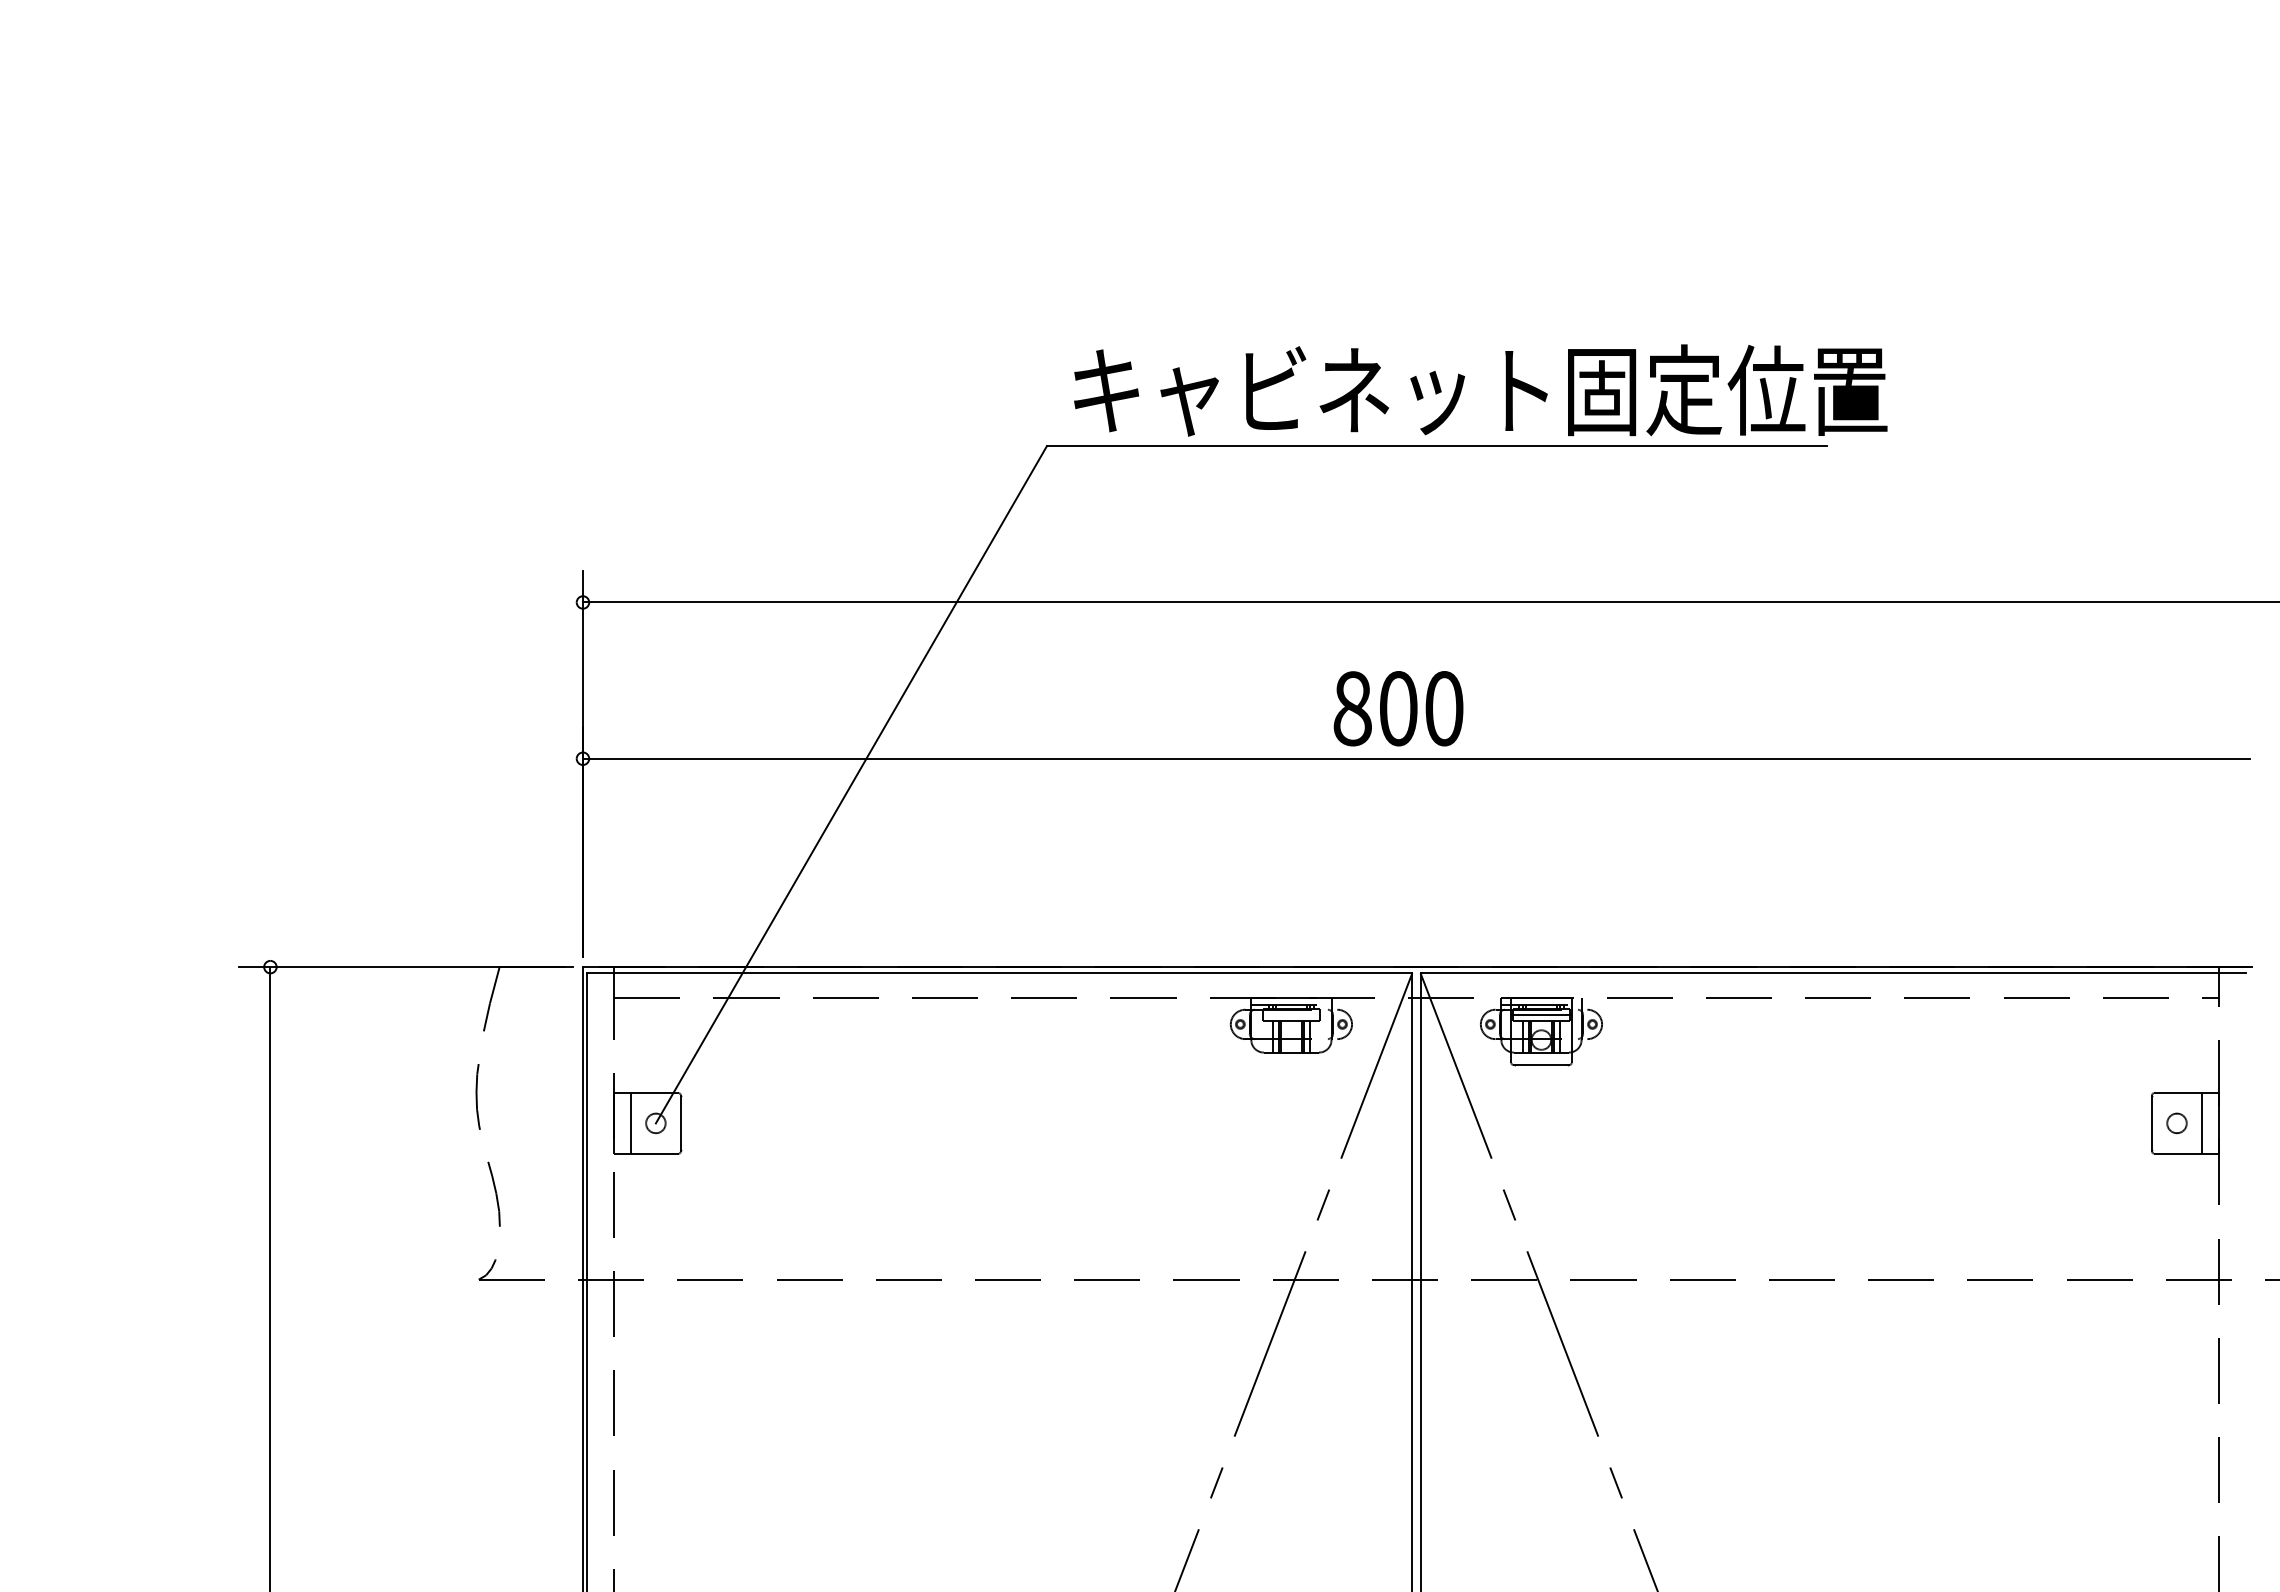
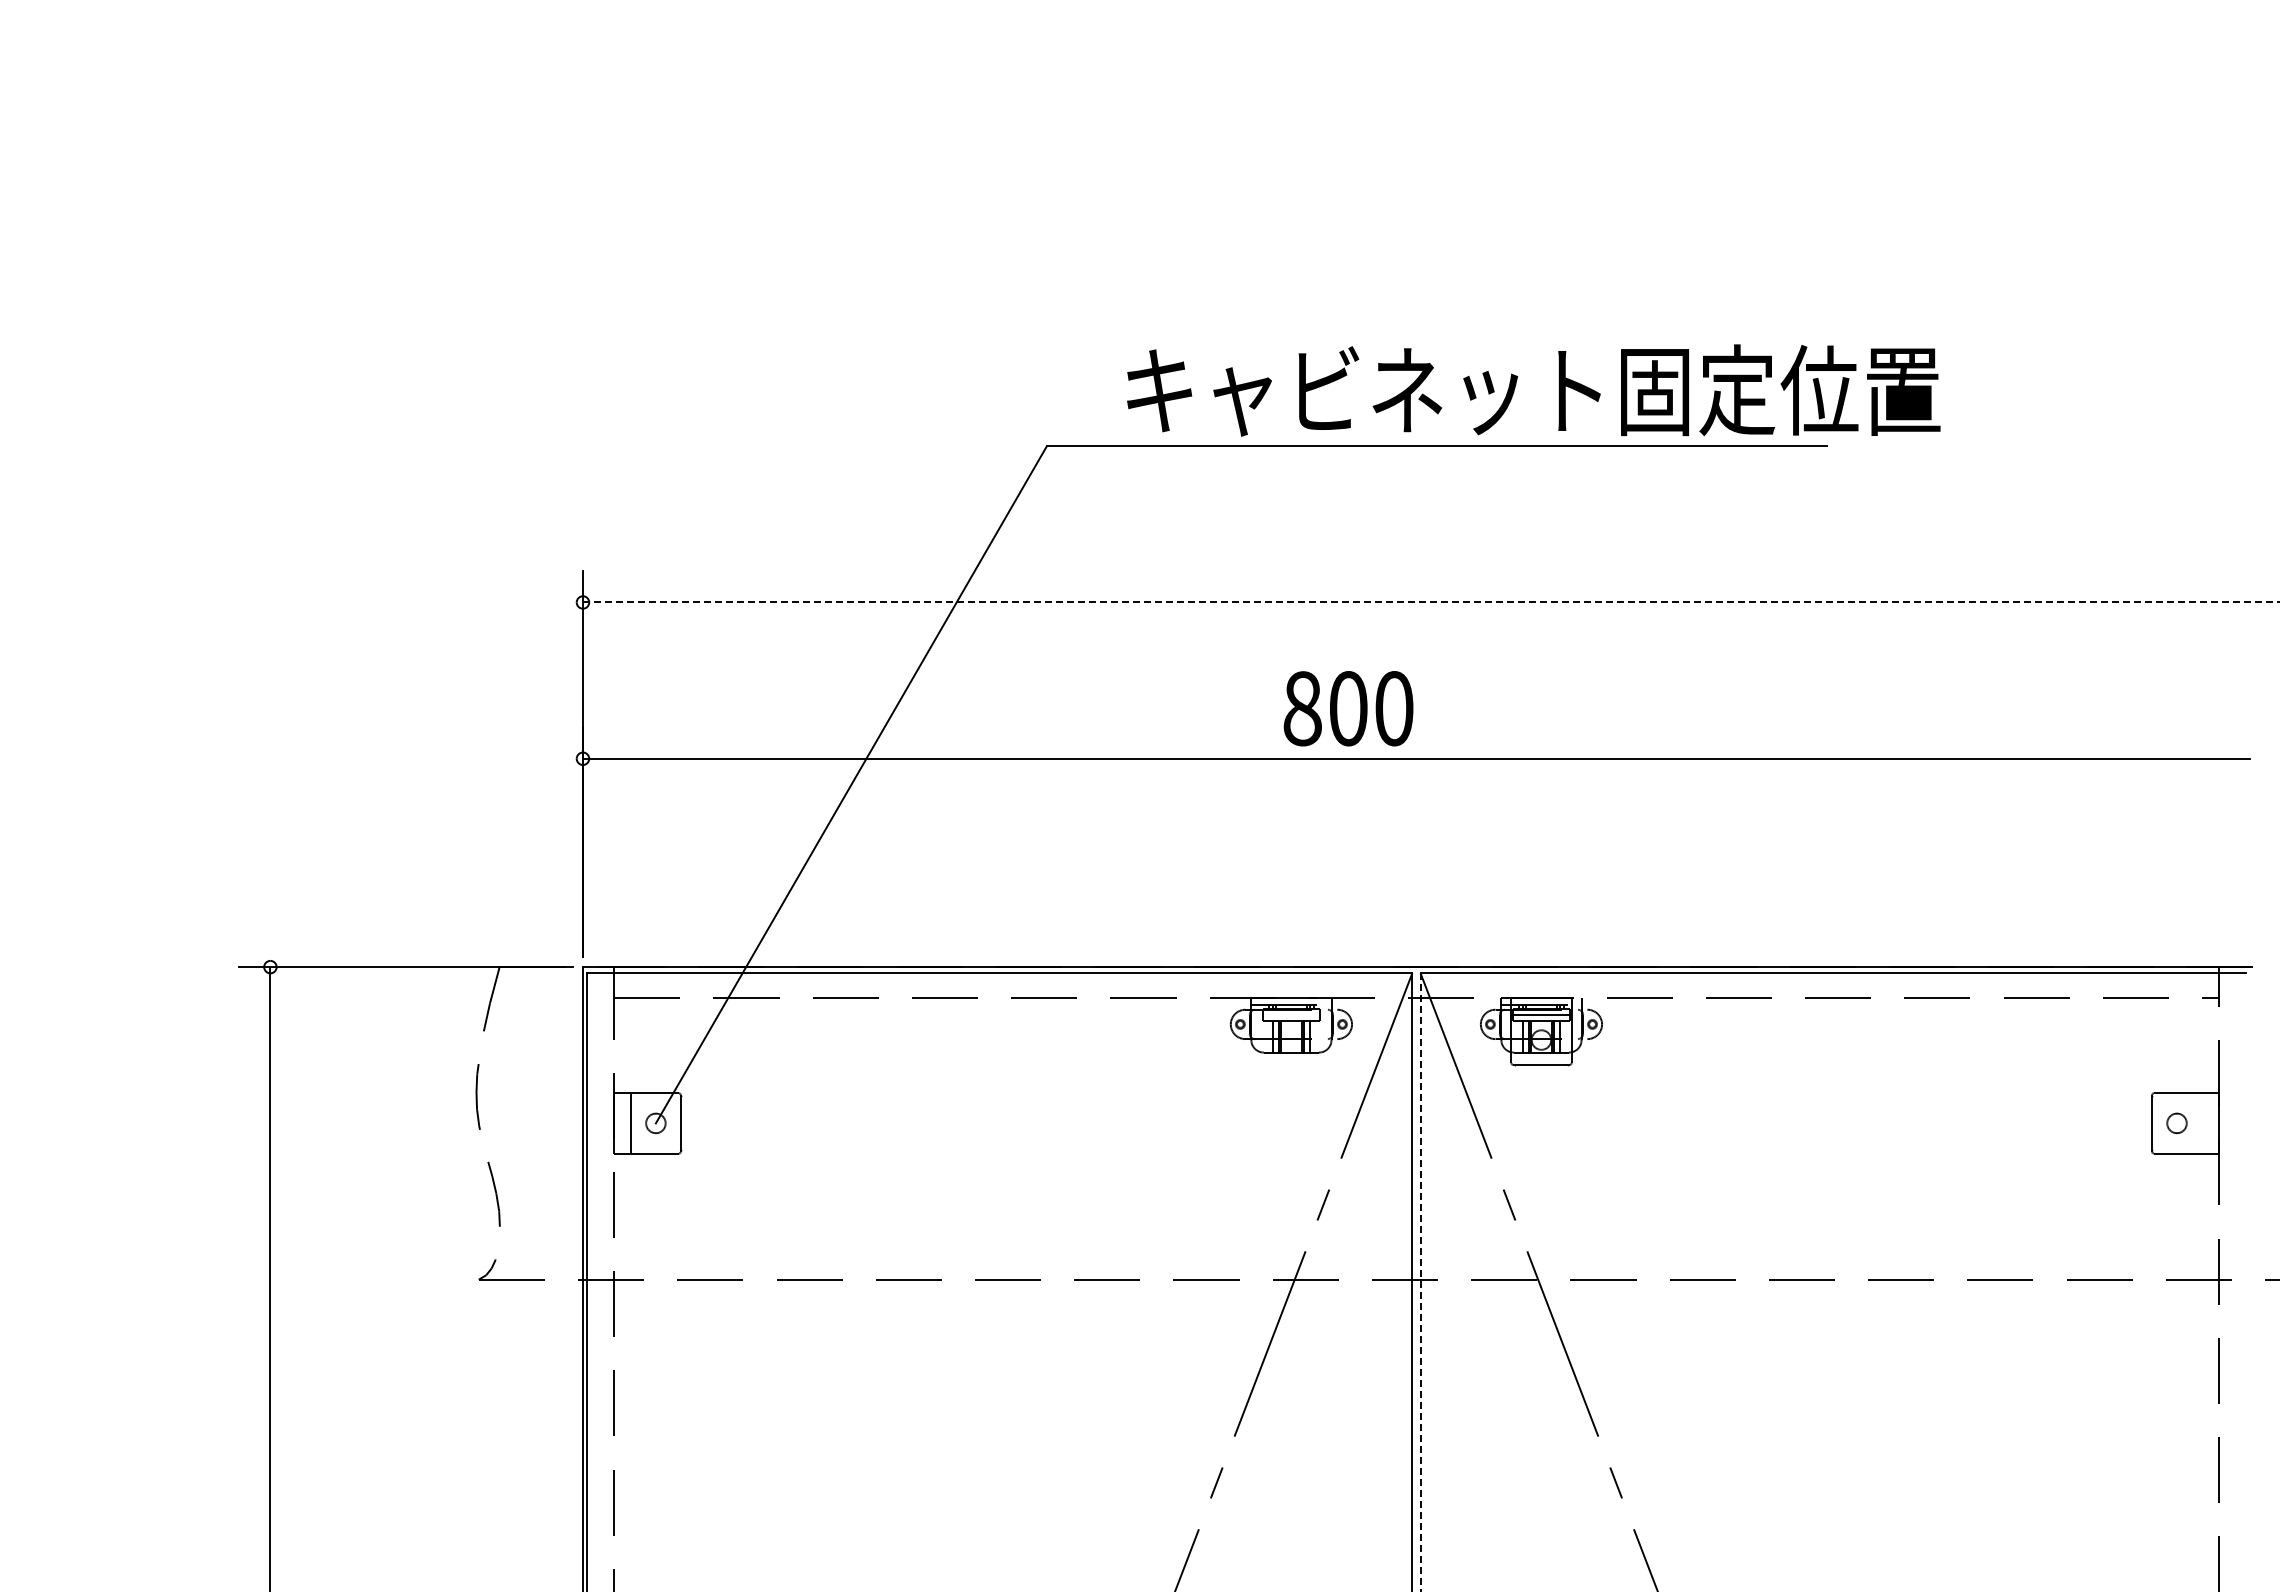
text position: (1480, 390) -> (1533, 390) (1533, 390)
line: solid -> dashed (1431, 602)
text position: (1398, 708) -> (1348, 708) (1348, 708)
line: present -> none (2202, 1123)
line: solid -> dashed (1420, 1282)
